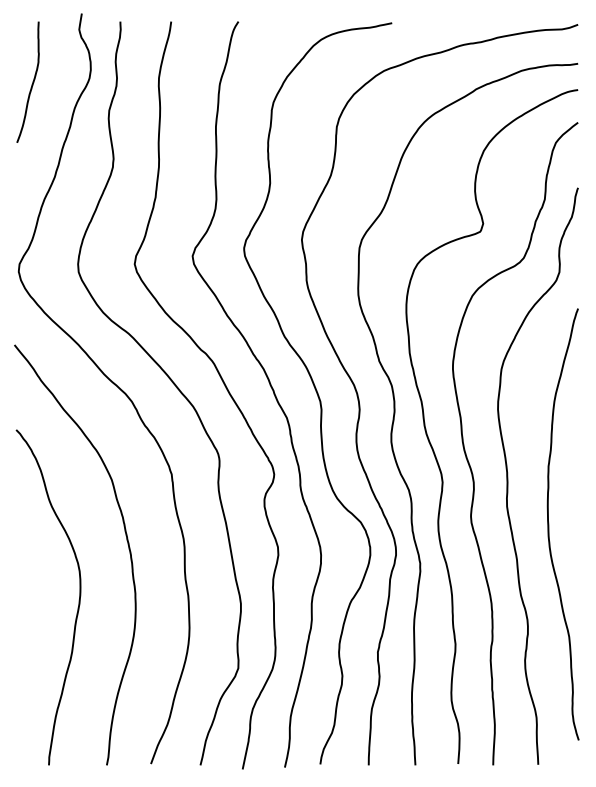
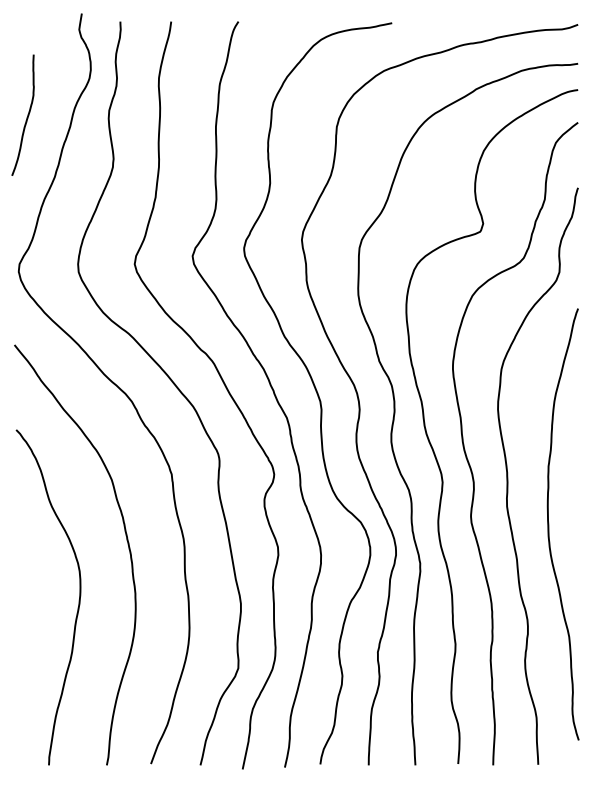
curve position: (32, 81) -> (27, 114) (27, 114)
